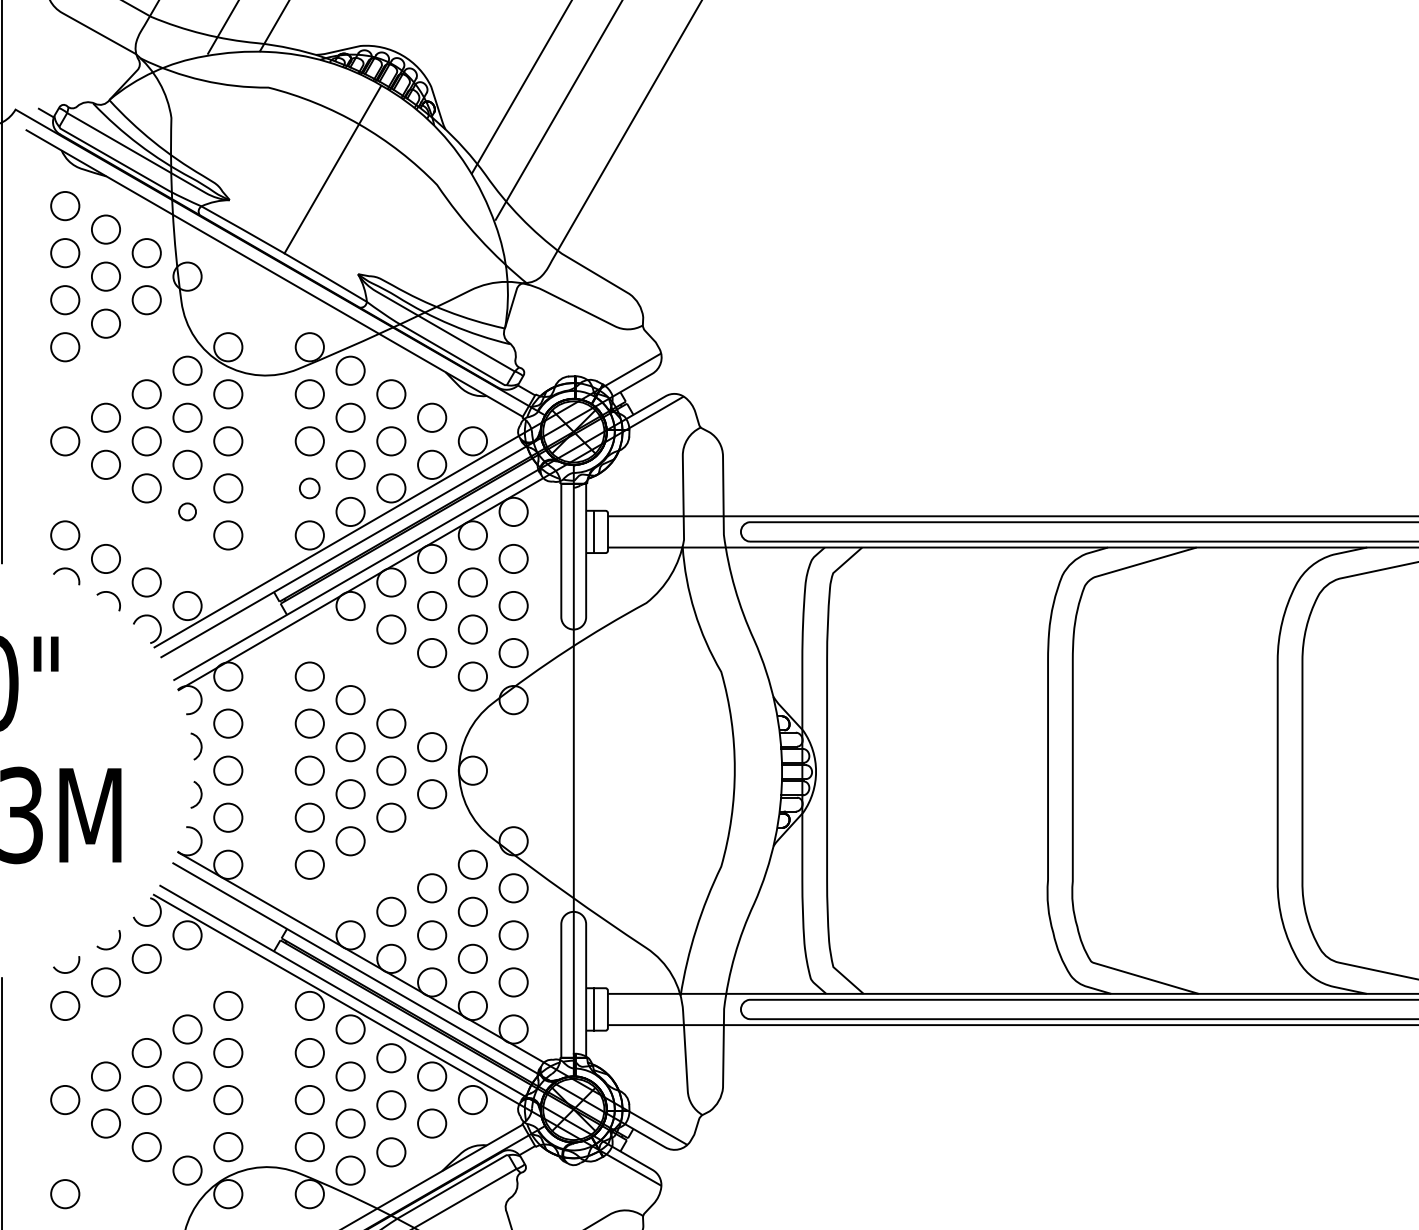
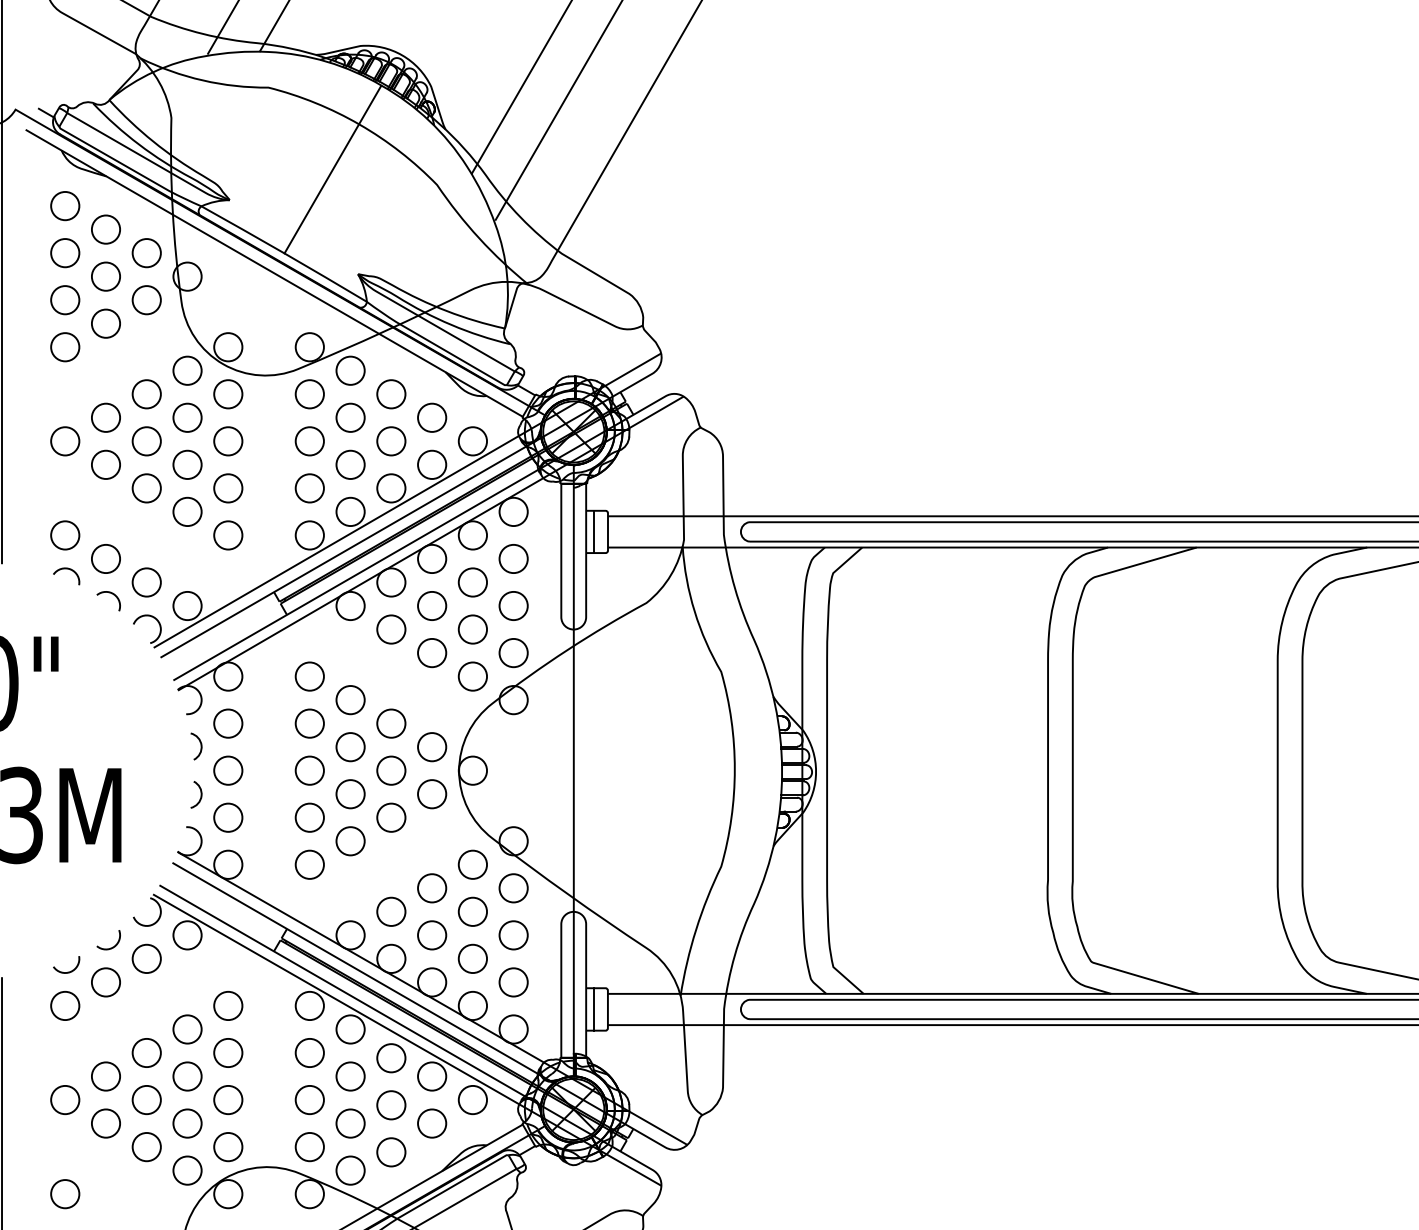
circle size: 22x23 px -> 31x31 px (309, 488)
circle diameter: 17 px -> 28 px (187, 511)
circle: none -> present (187, 1123)
